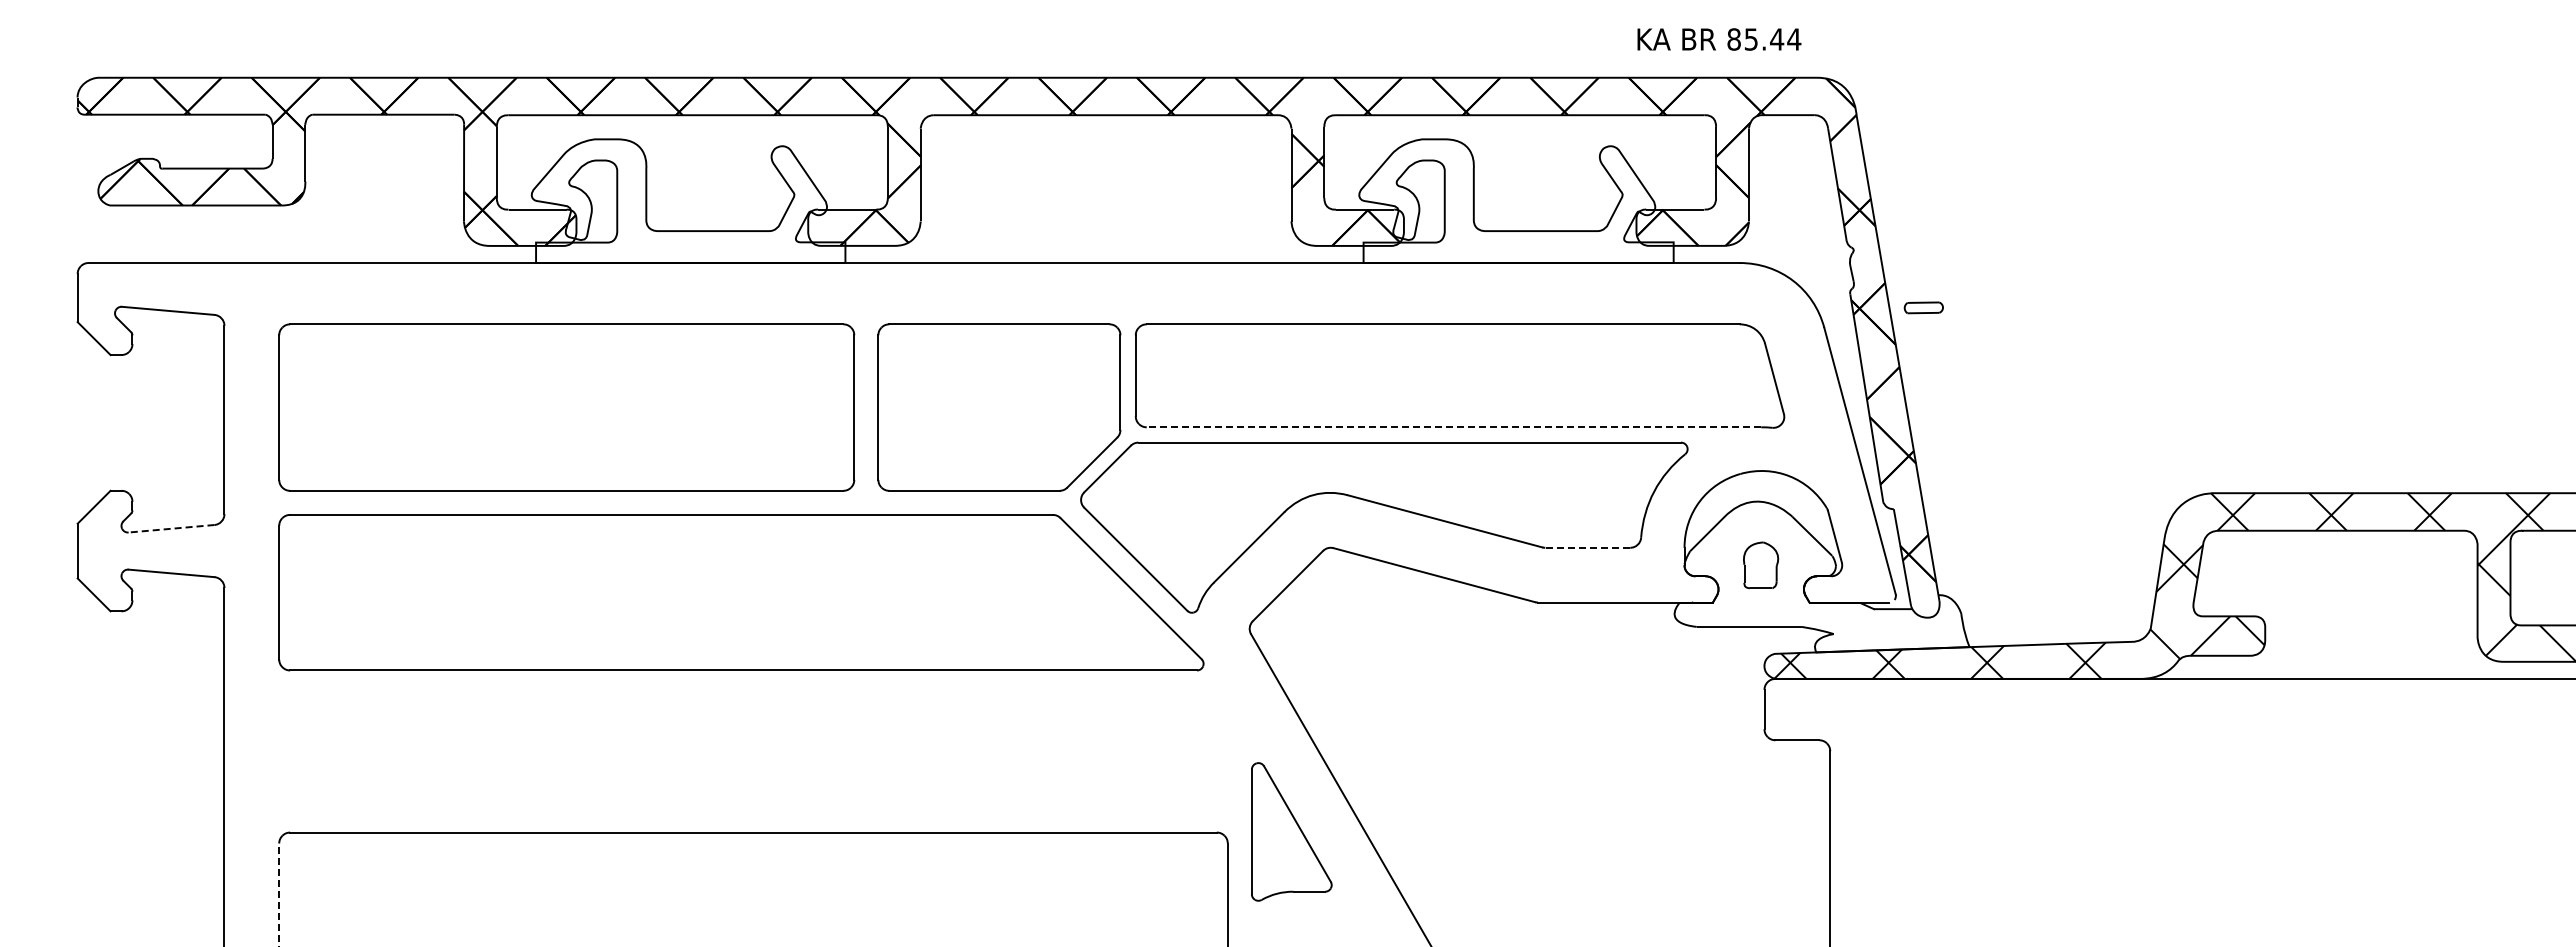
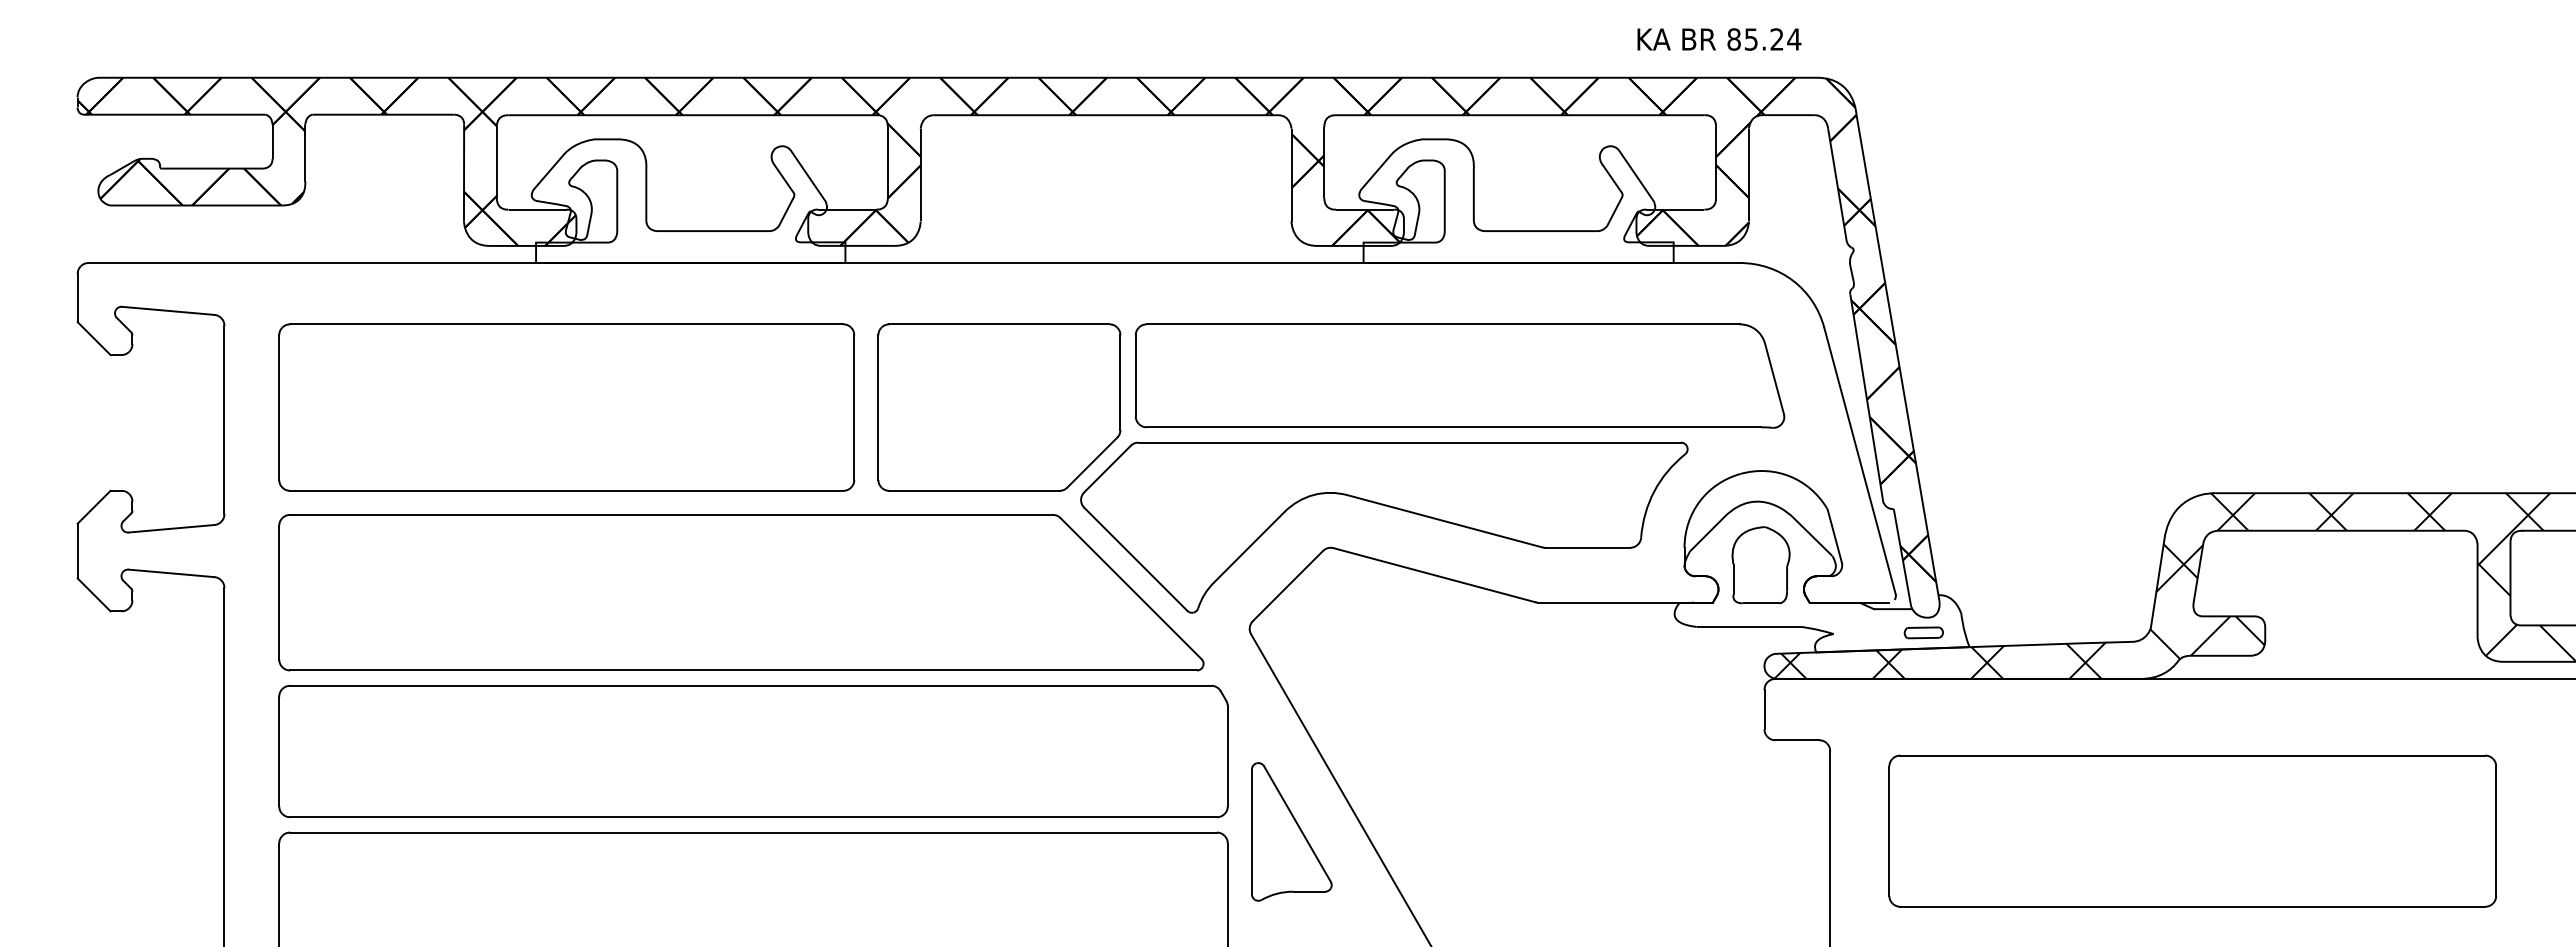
text: 85.44 -> 85.24 (1777, 39)
part position: (1923, 307) -> (1923, 632) (1923, 632)
line: dashed -> solid (1453, 427)
line: dashed -> solid (171, 528)
line: dashed -> solid (1587, 547)
part size: 37x49 px -> 60x79 px (1760, 565)
part: none -> present (753, 751)
part: none -> present (2192, 830)
line: dashed -> solid (279, 894)
